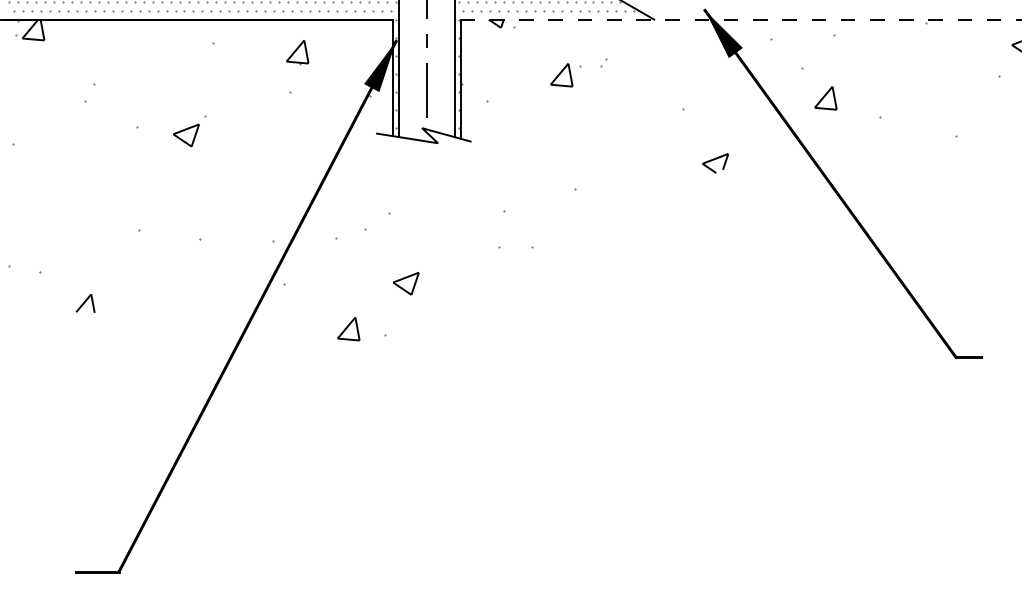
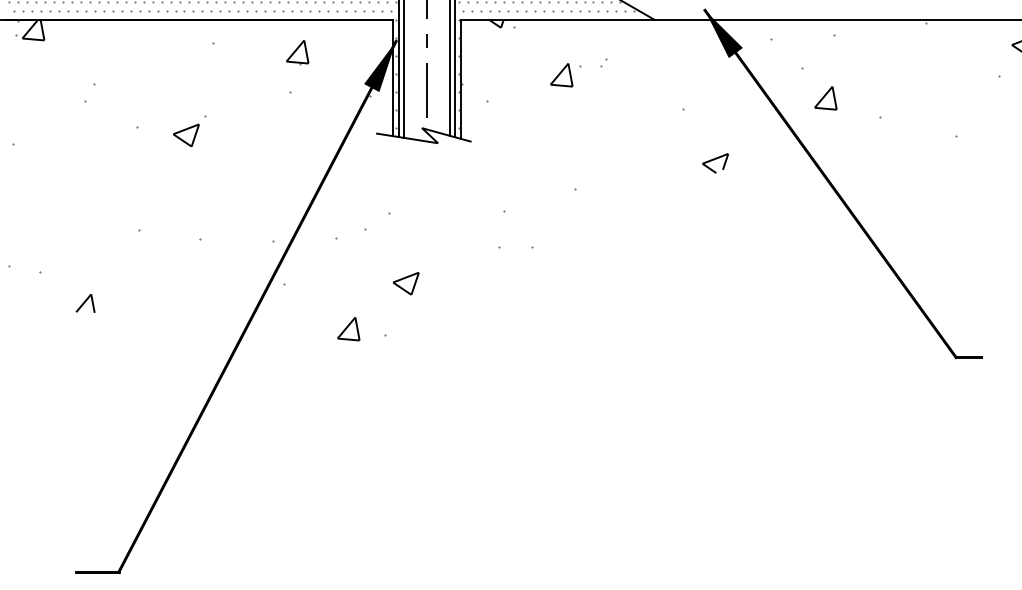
line: dashed -> solid (741, 19)
line: none -> present (449, 68)
line: none -> present (404, 69)
